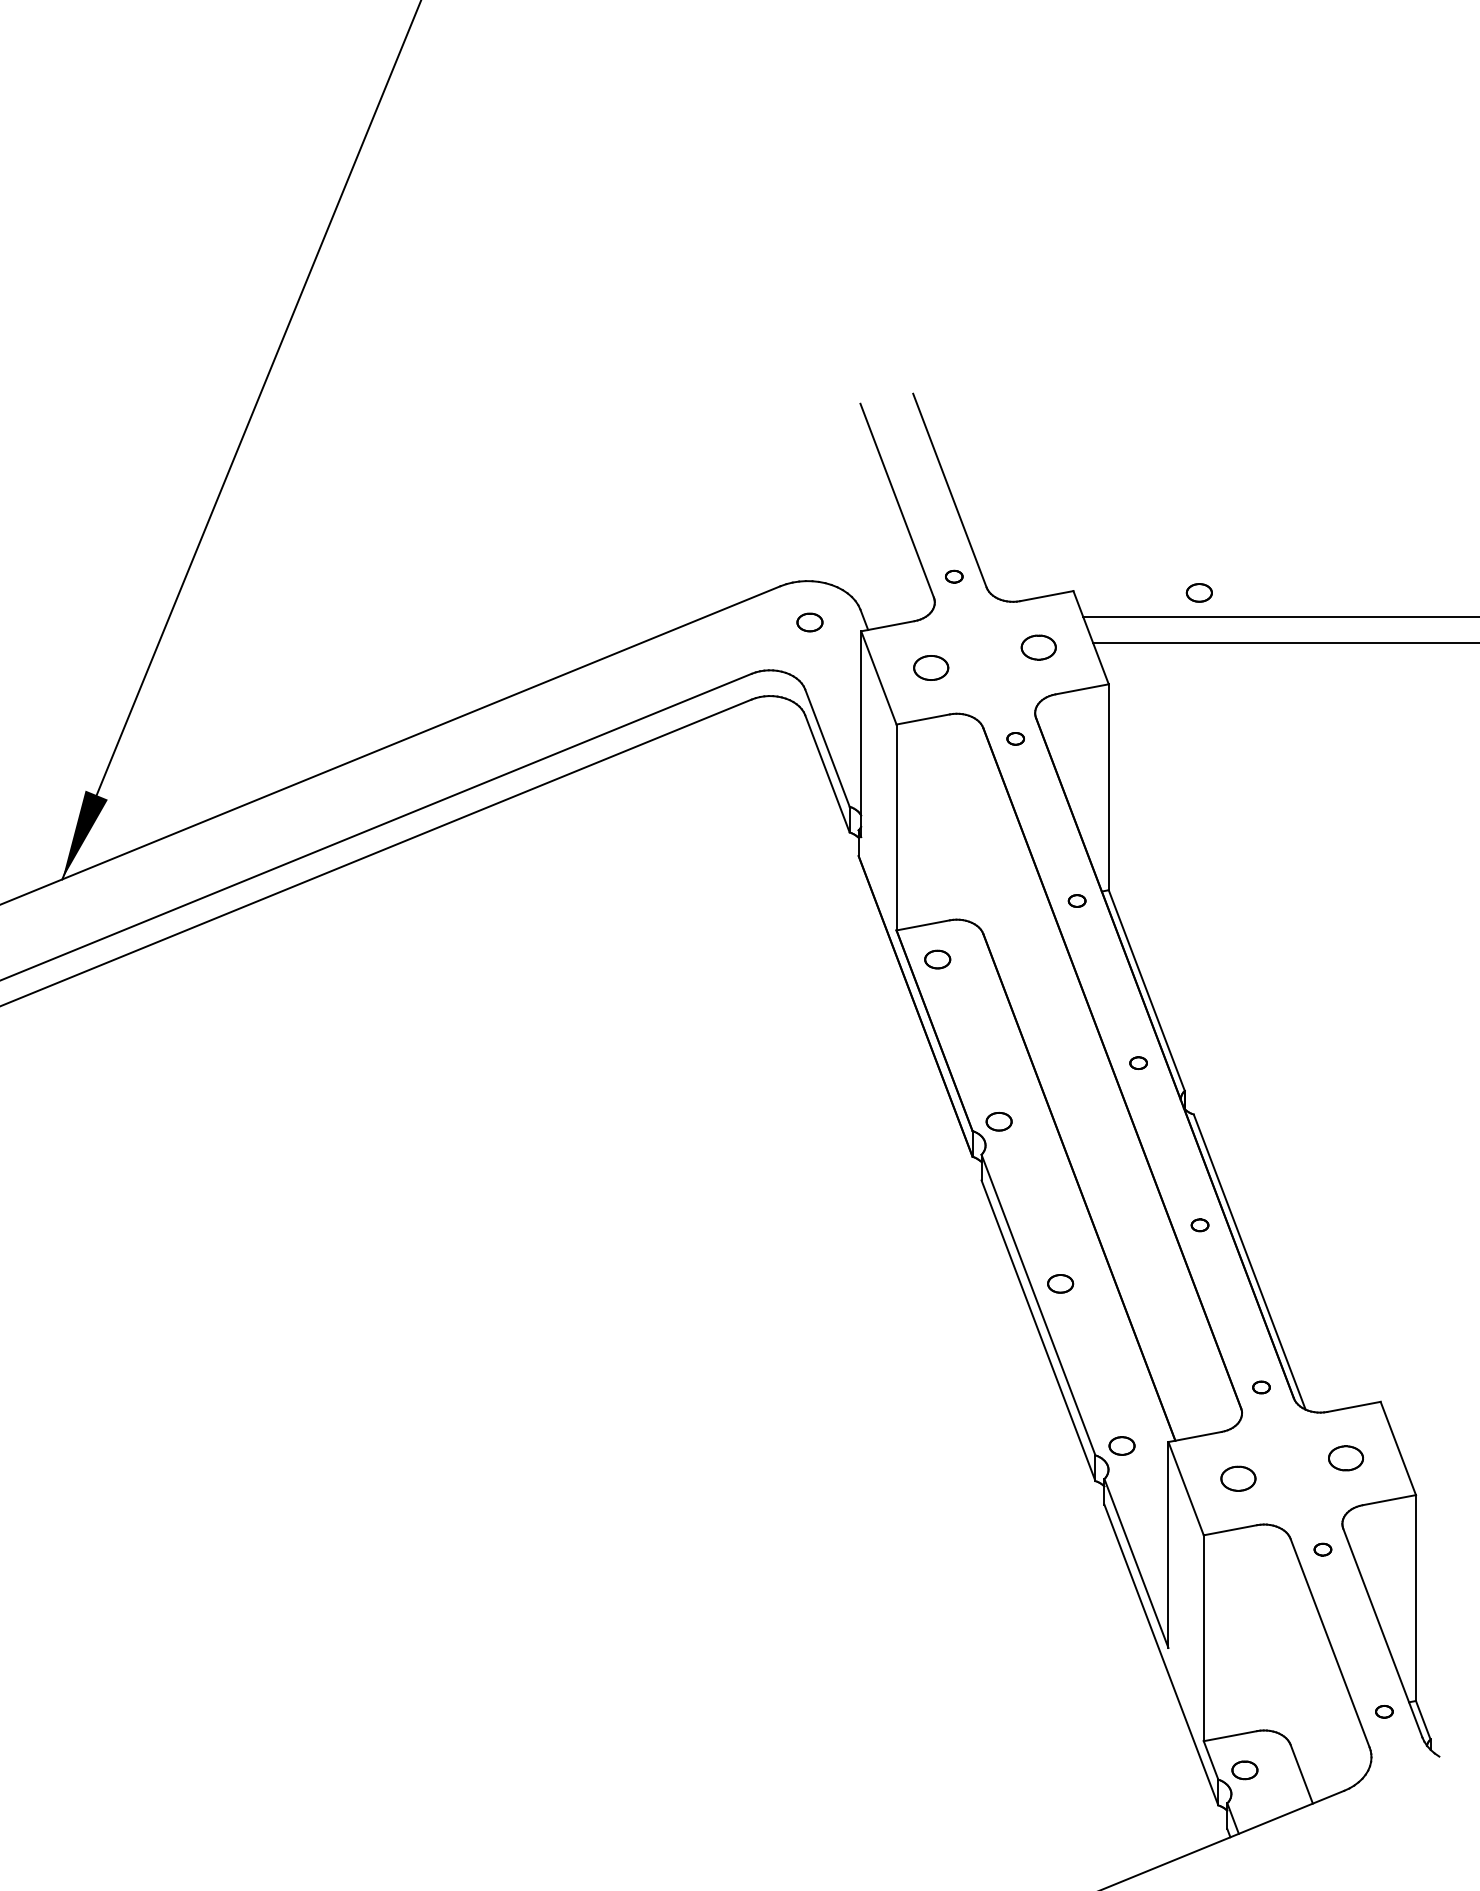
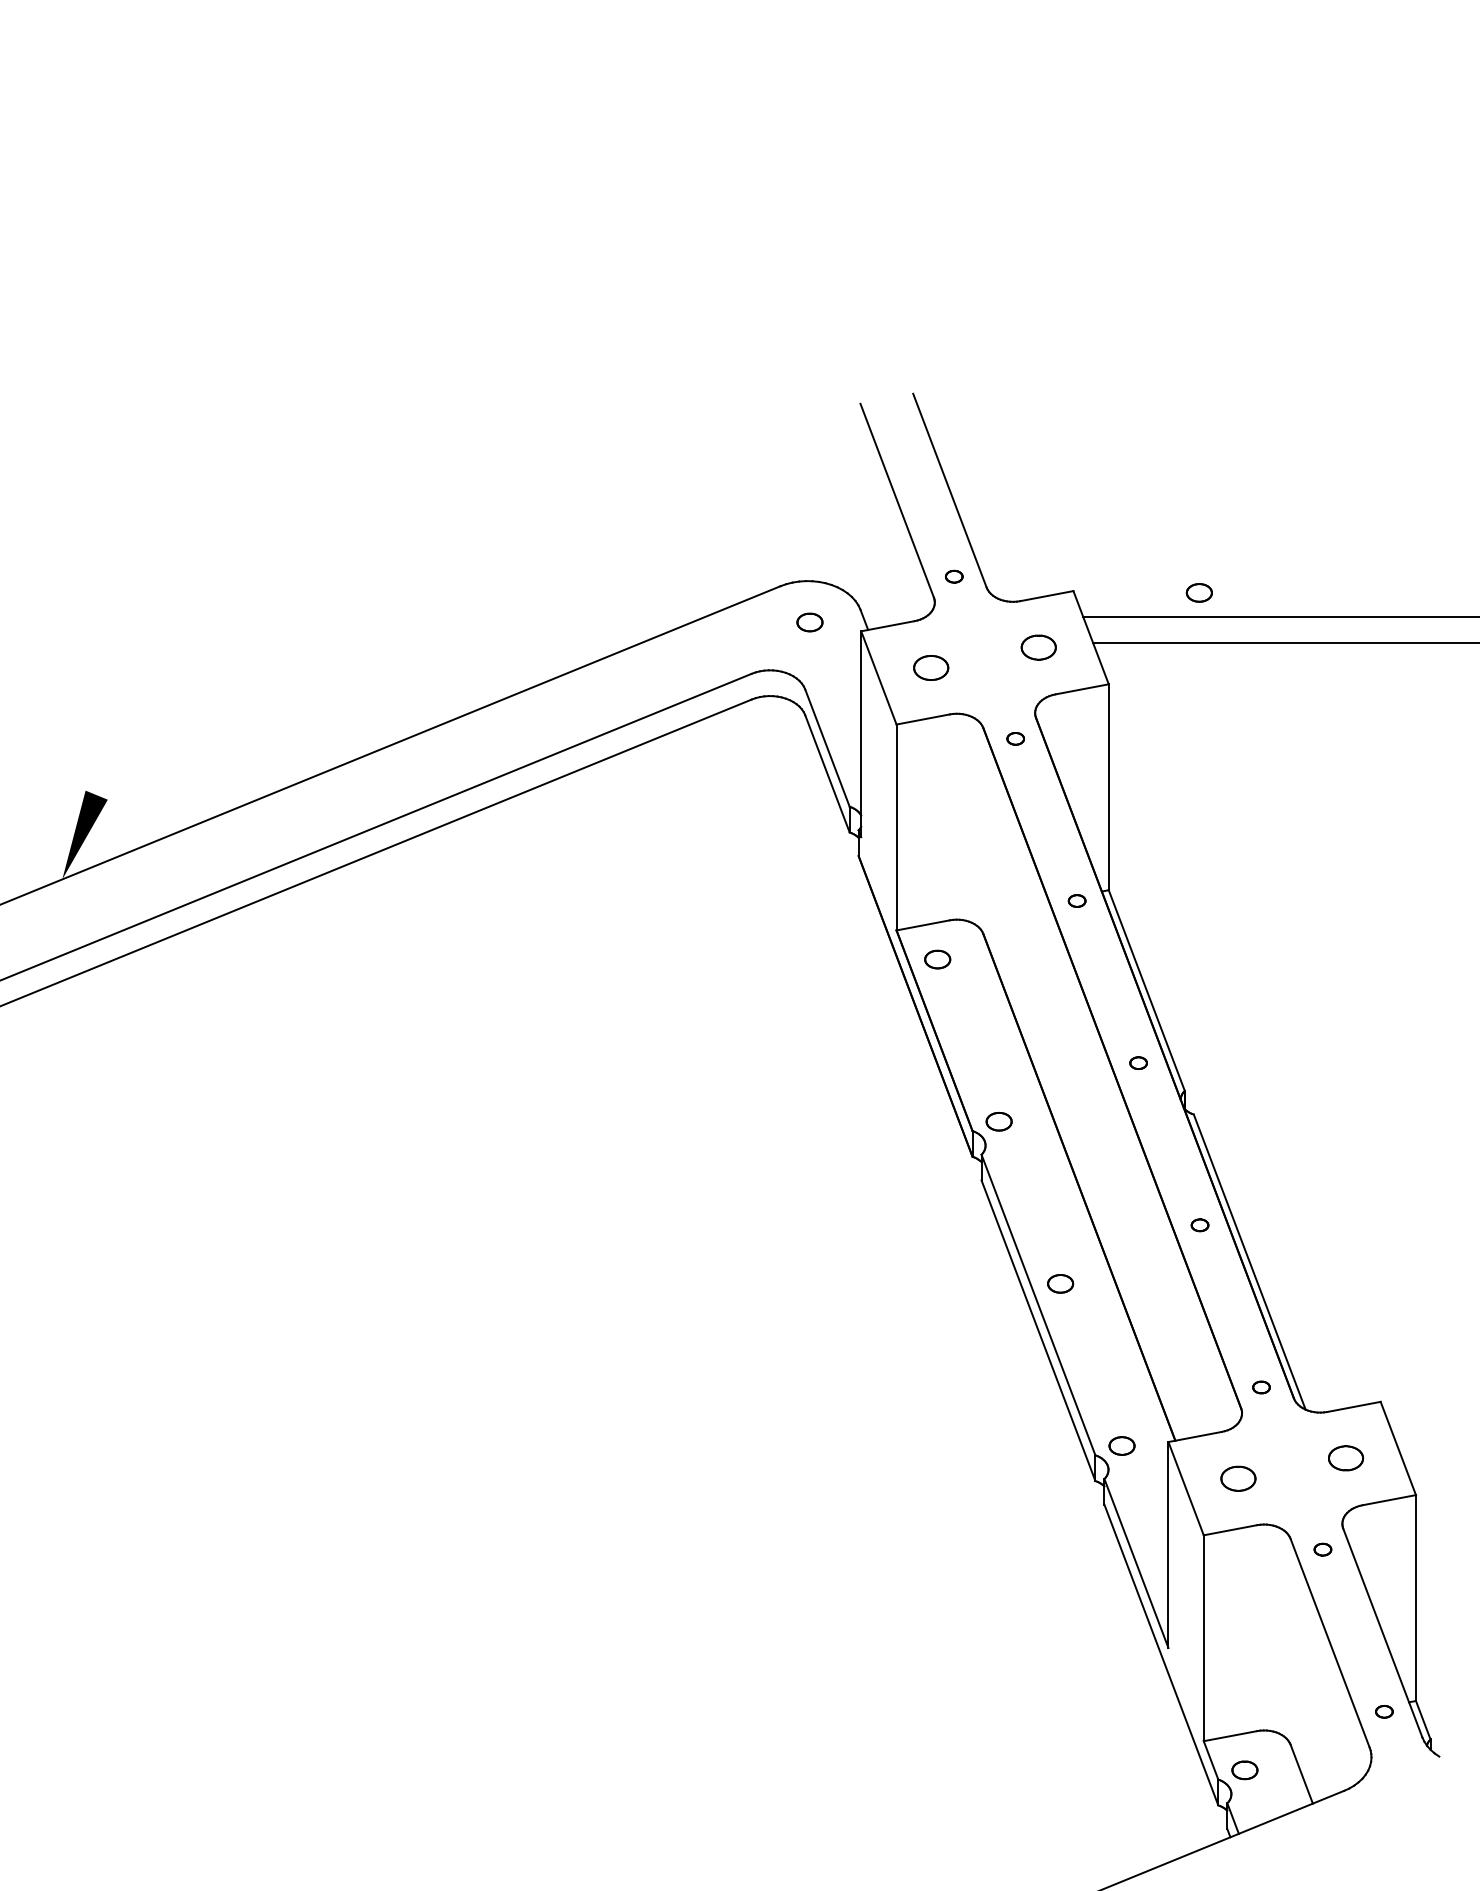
line: present -> none (241, 440)
